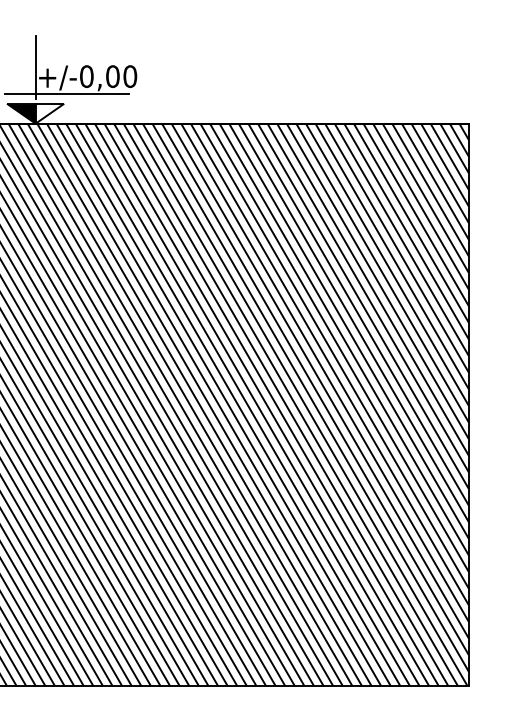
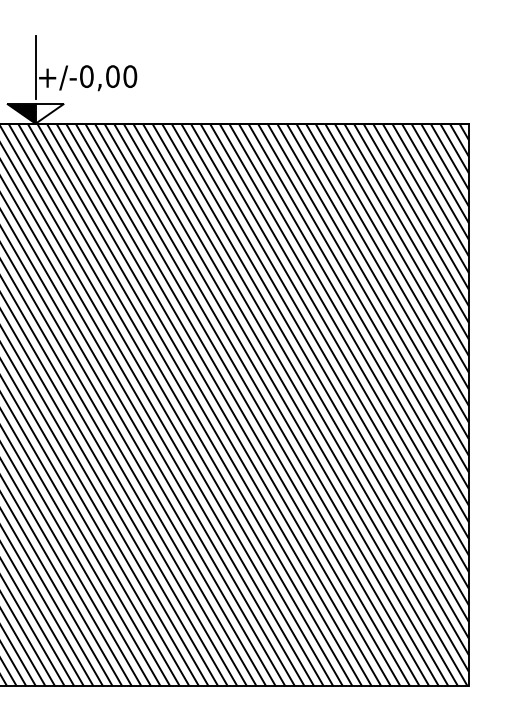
line: present -> none (66, 93)
